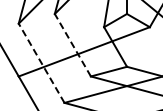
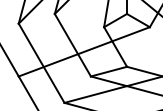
line: dashed -> solid (72, 44)
line: dashed -> solid (41, 63)
